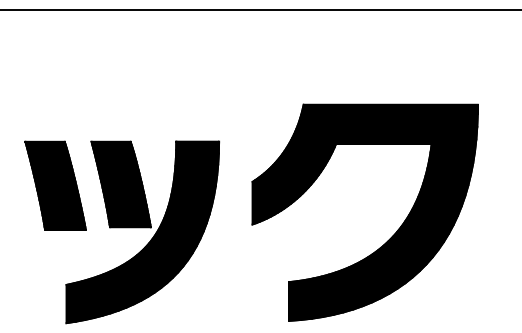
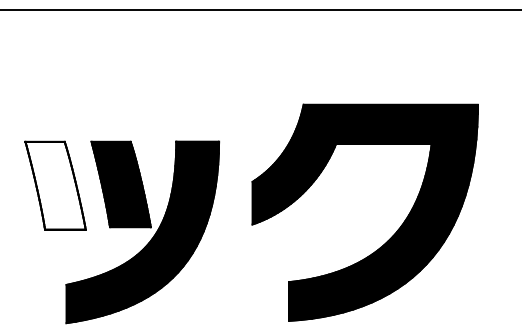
fill: present -> none (55, 185)
